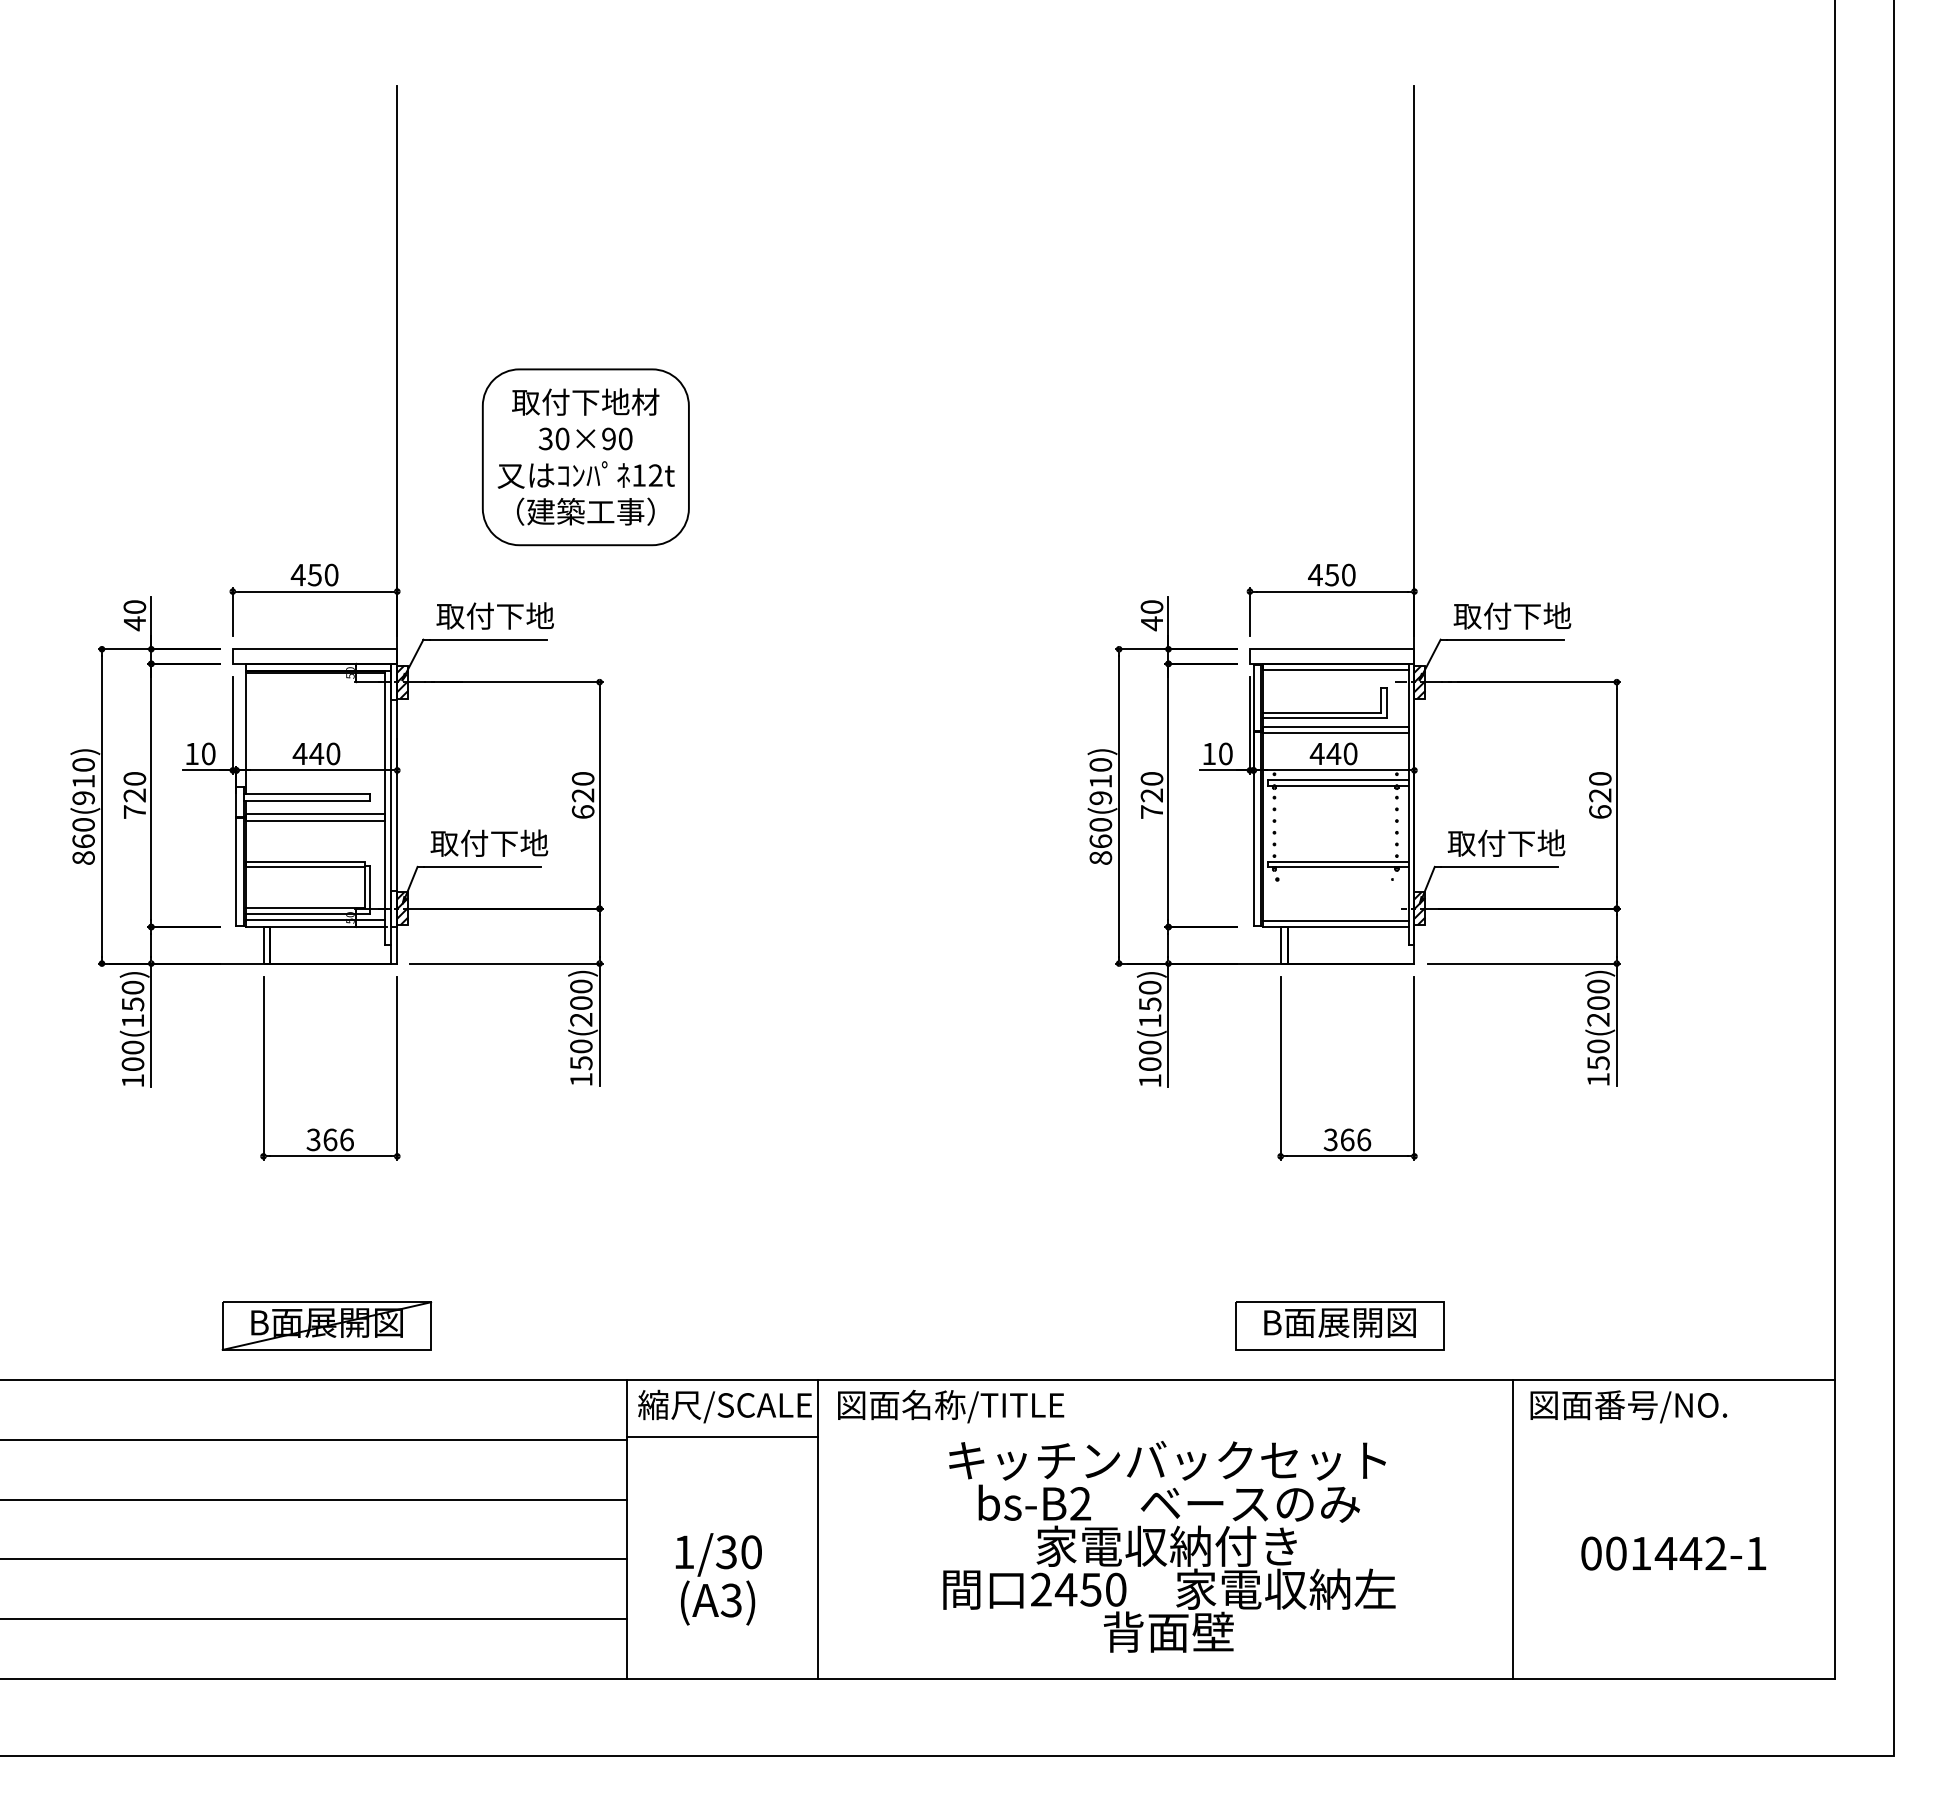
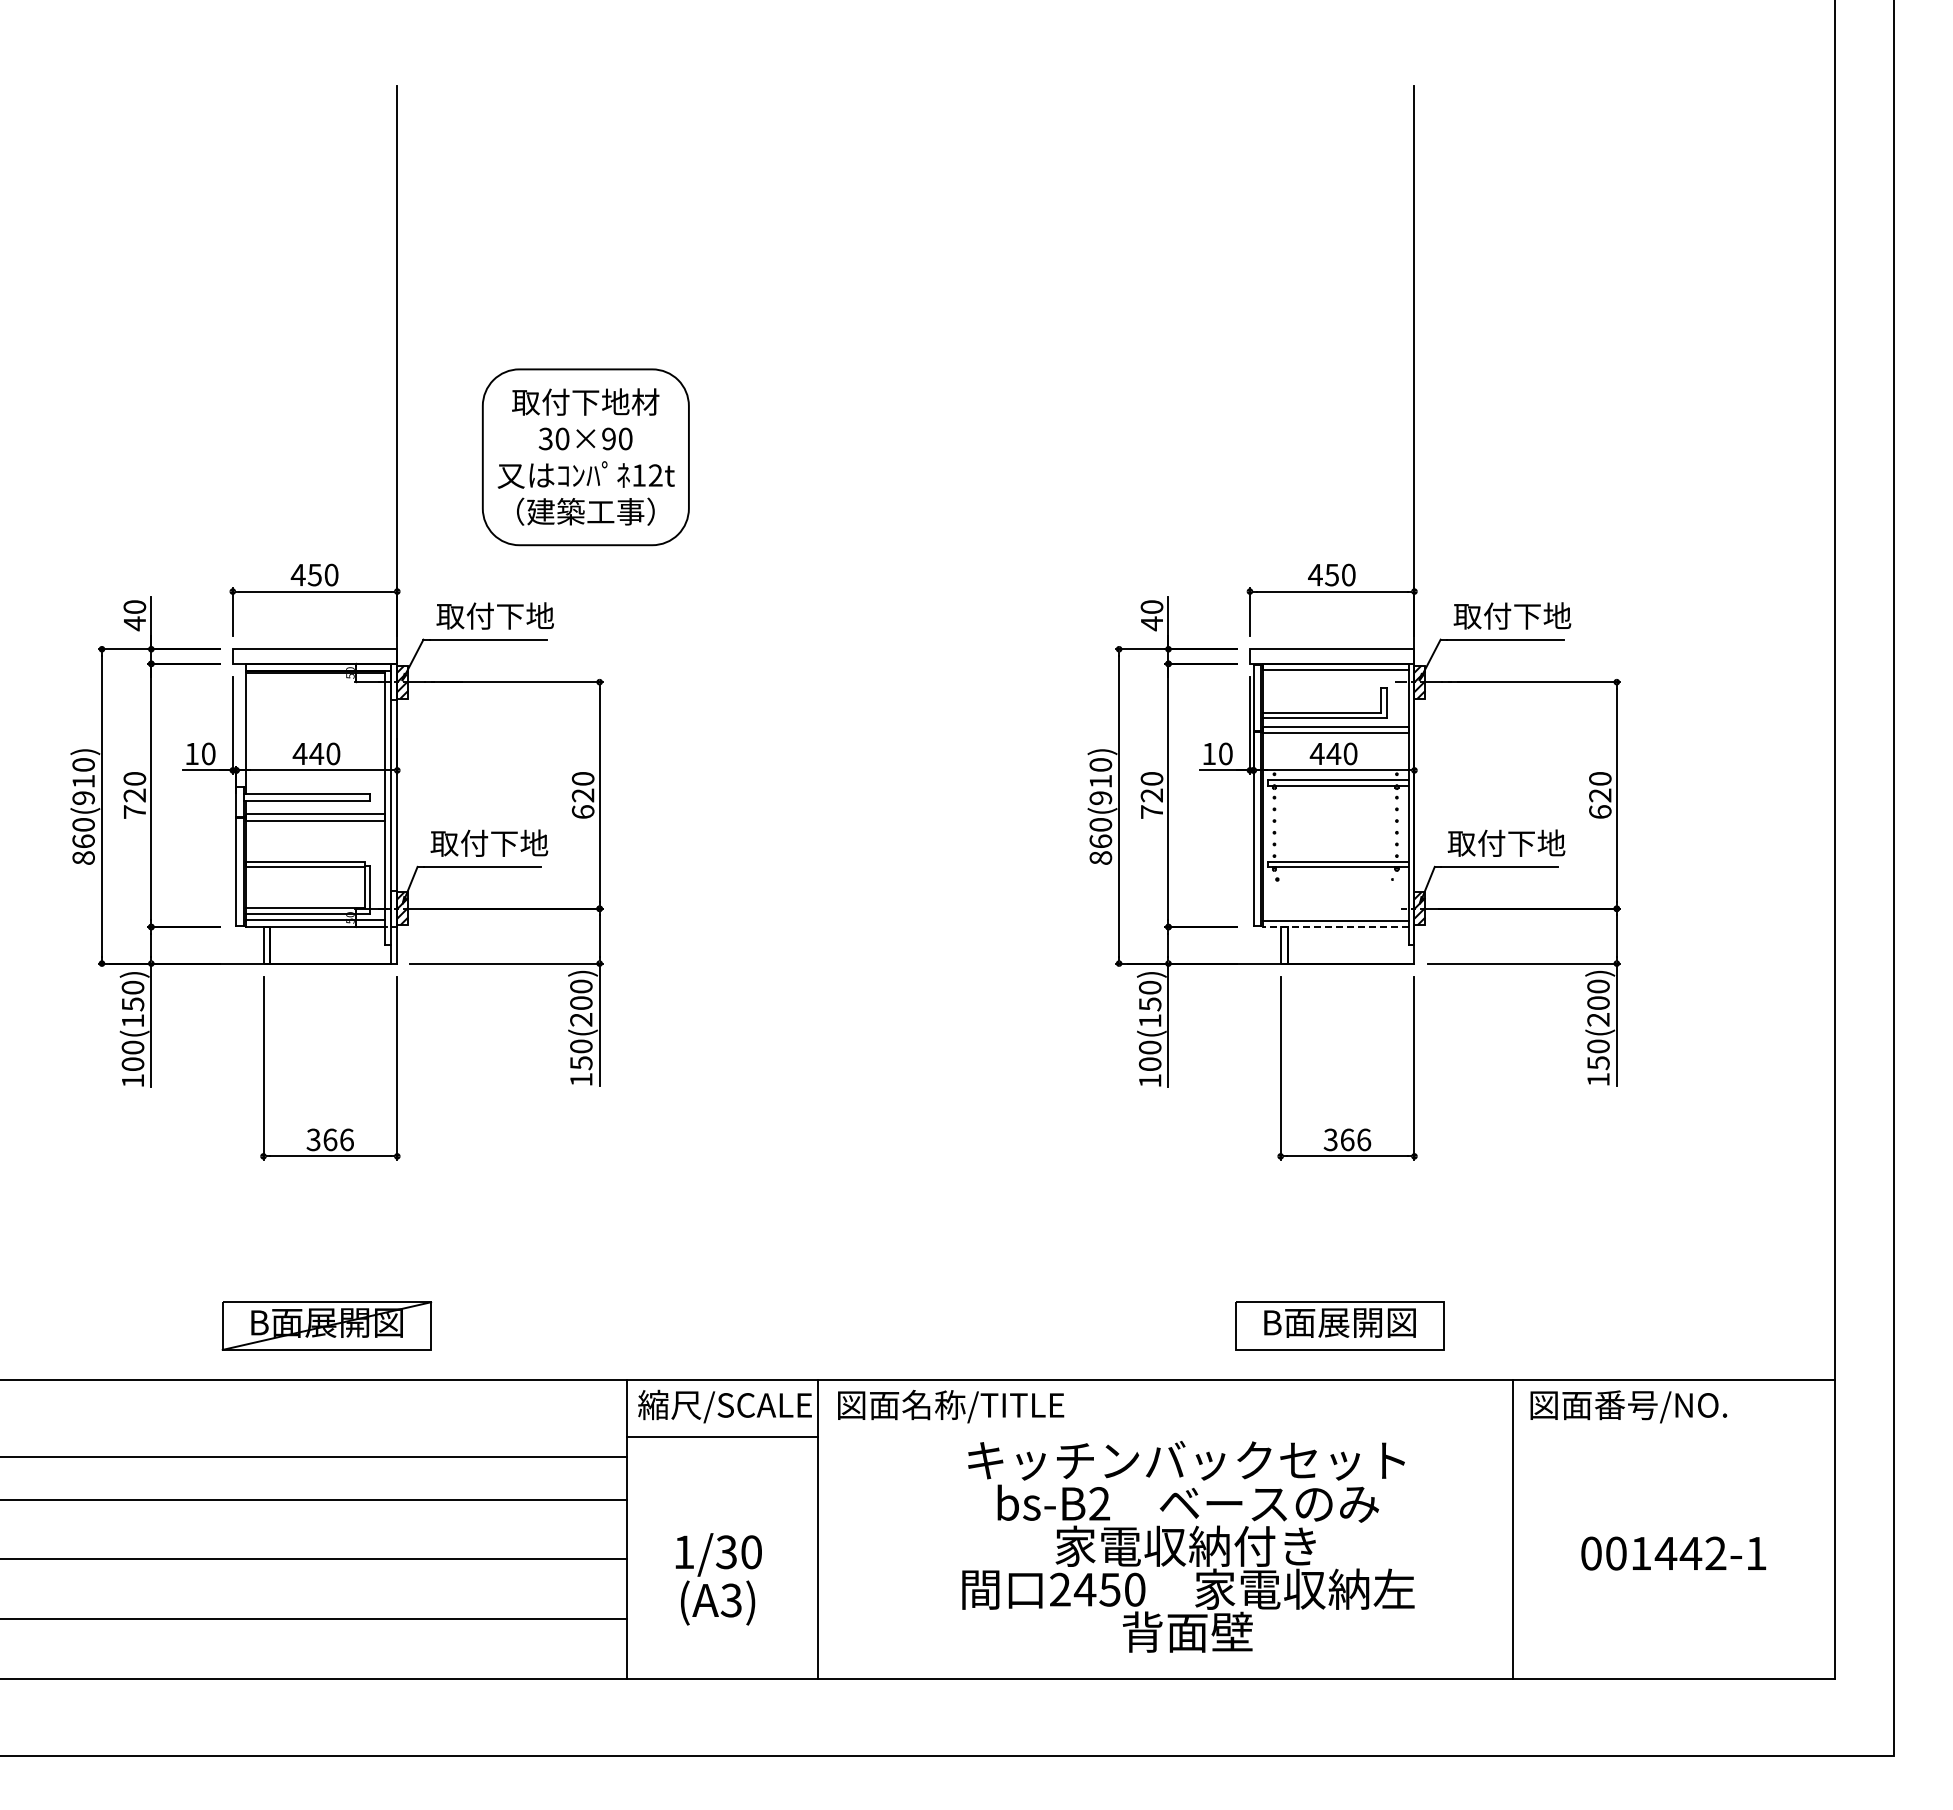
line: solid -> dashed (1335, 927)
line position: (314, 1439) -> (314, 1456) (314, 1456)
text position: (1169, 1546) -> (1188, 1546) (1188, 1546)
